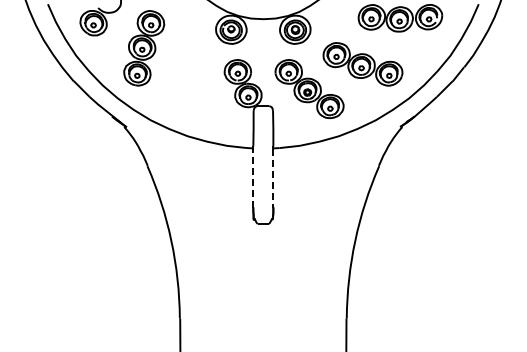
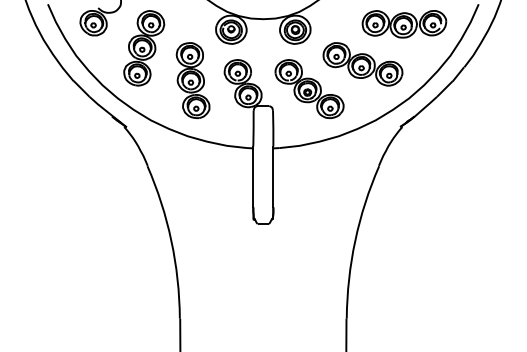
part position: (400, 18) -> (404, 24) (404, 24)
part: none -> present (192, 80)
line: dashed -> solid (253, 178)
line: dashed -> solid (273, 179)
